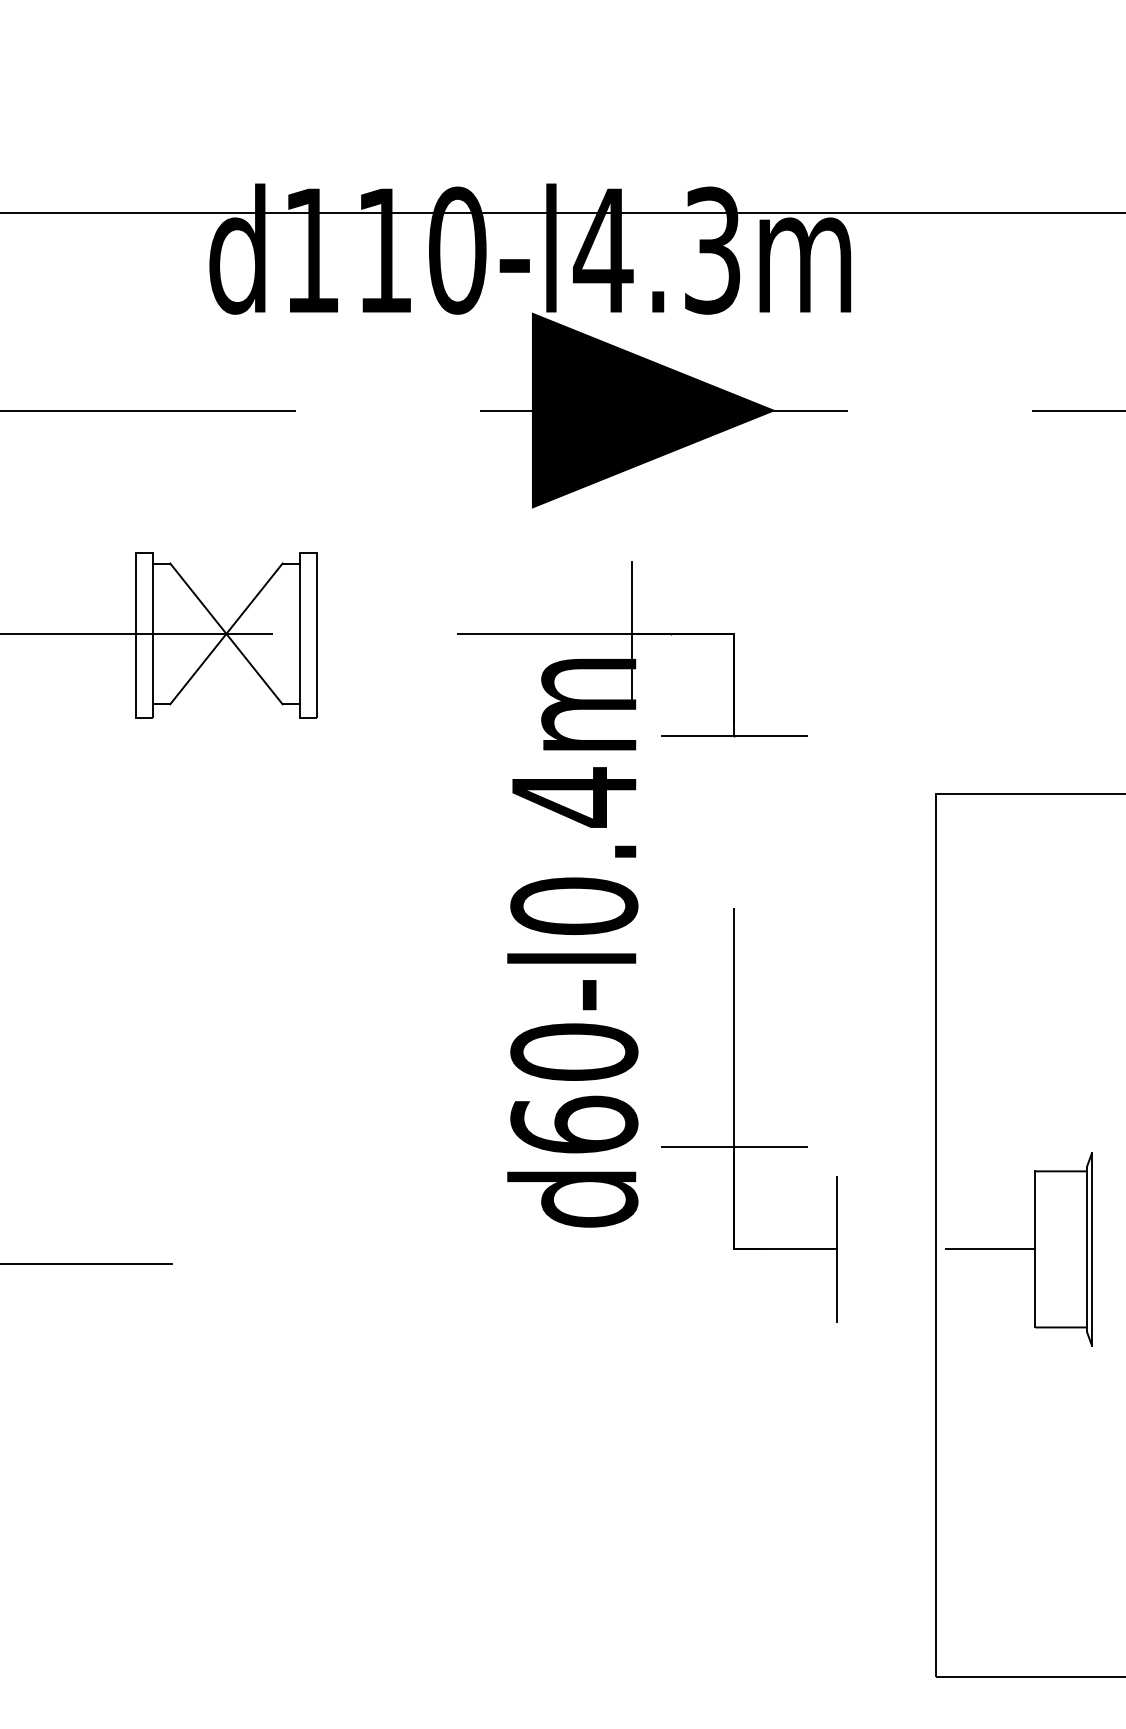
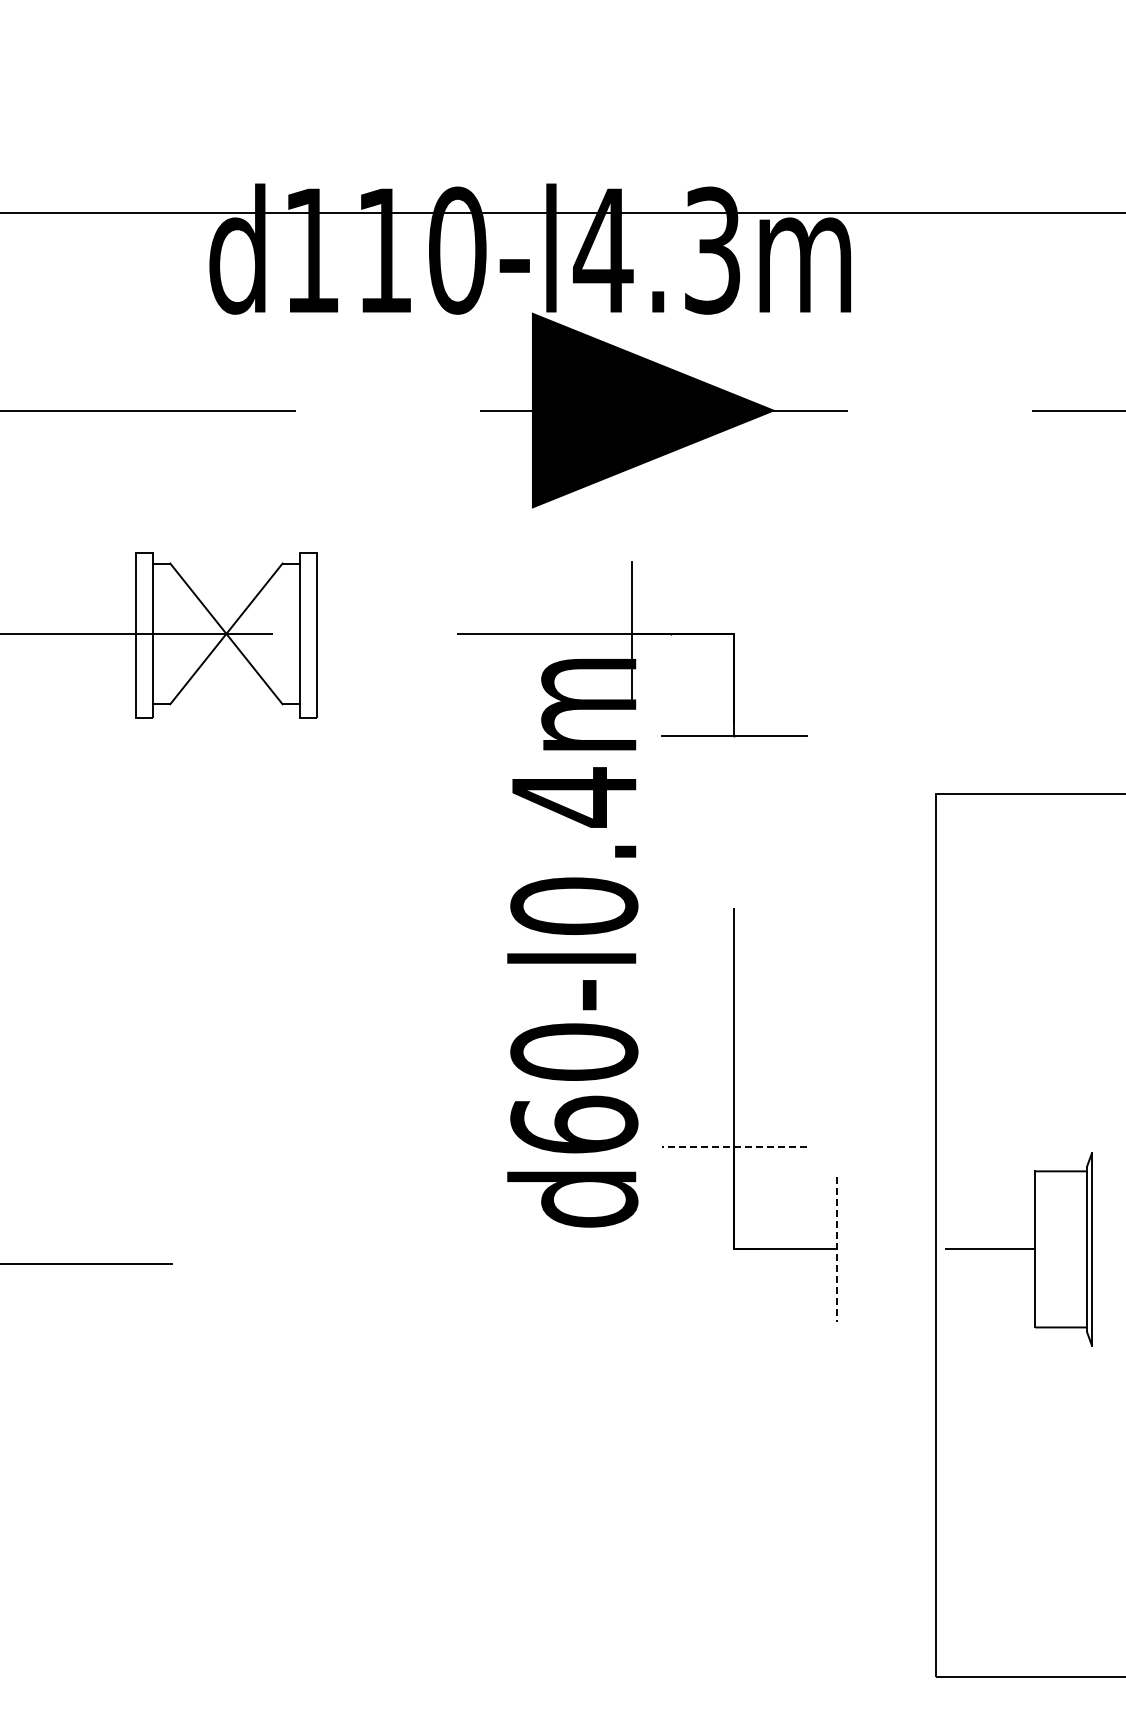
line: solid -> dashed (733, 1147)
line: solid -> dashed (836, 1249)
